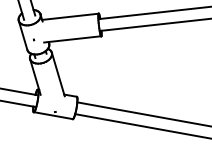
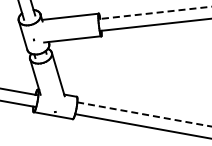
line: solid -> dashed (154, 12)
line: solid -> dashed (144, 114)
